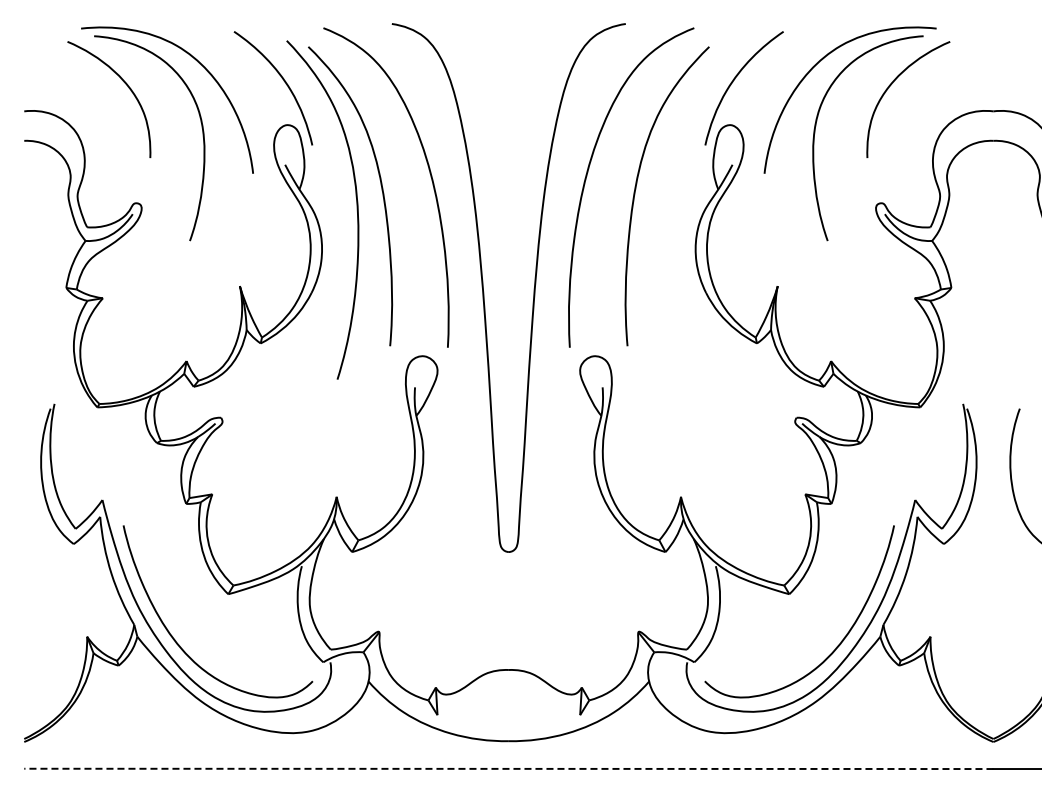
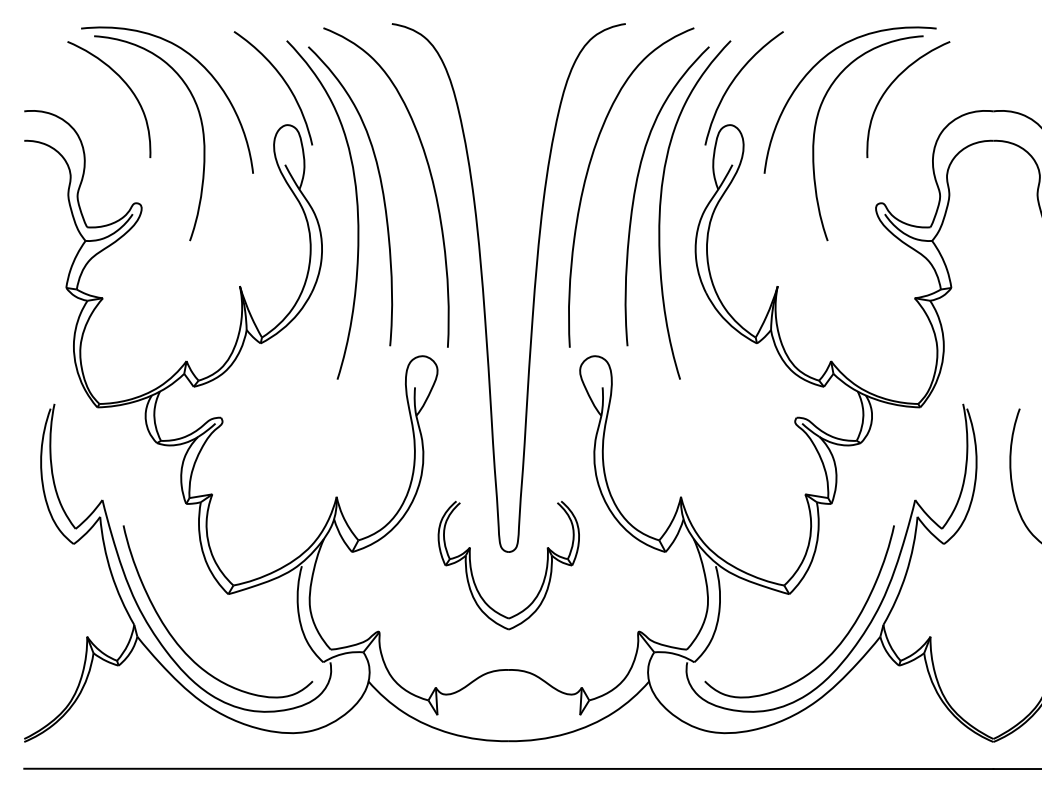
curve: none -> present (661, 204)
part: none -> present (472, 570)
line: dashed -> solid (508, 768)
